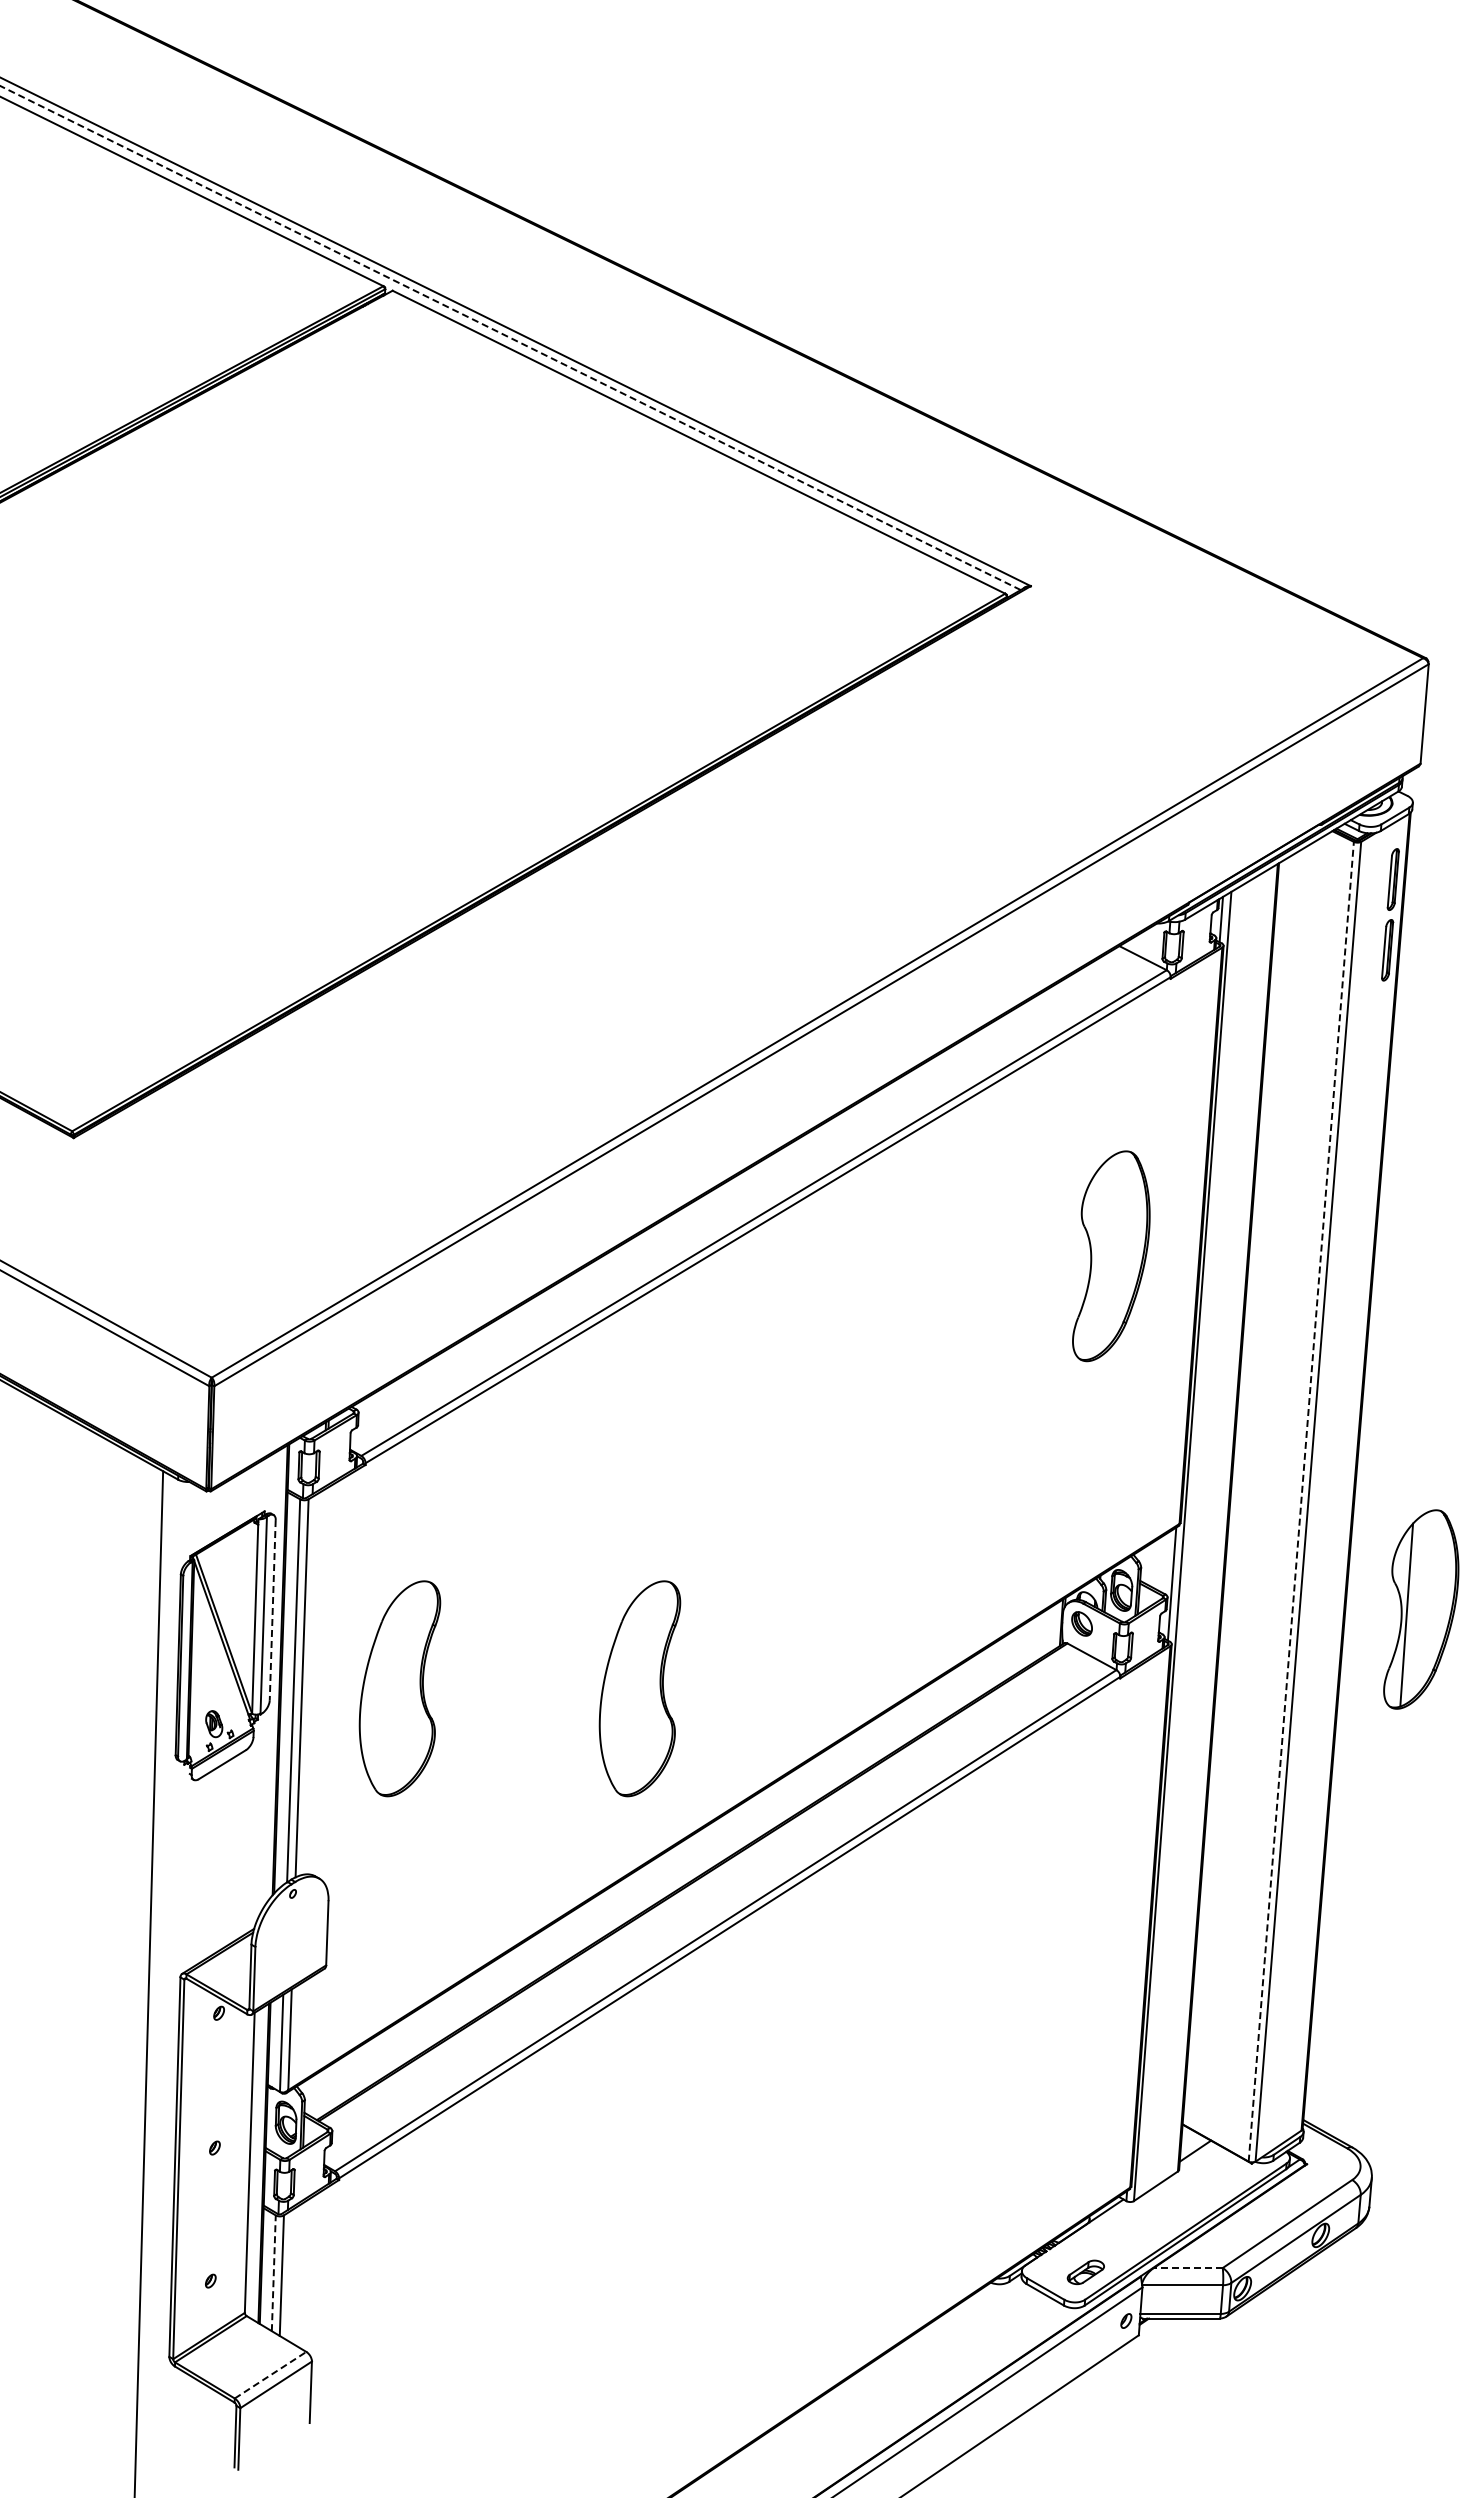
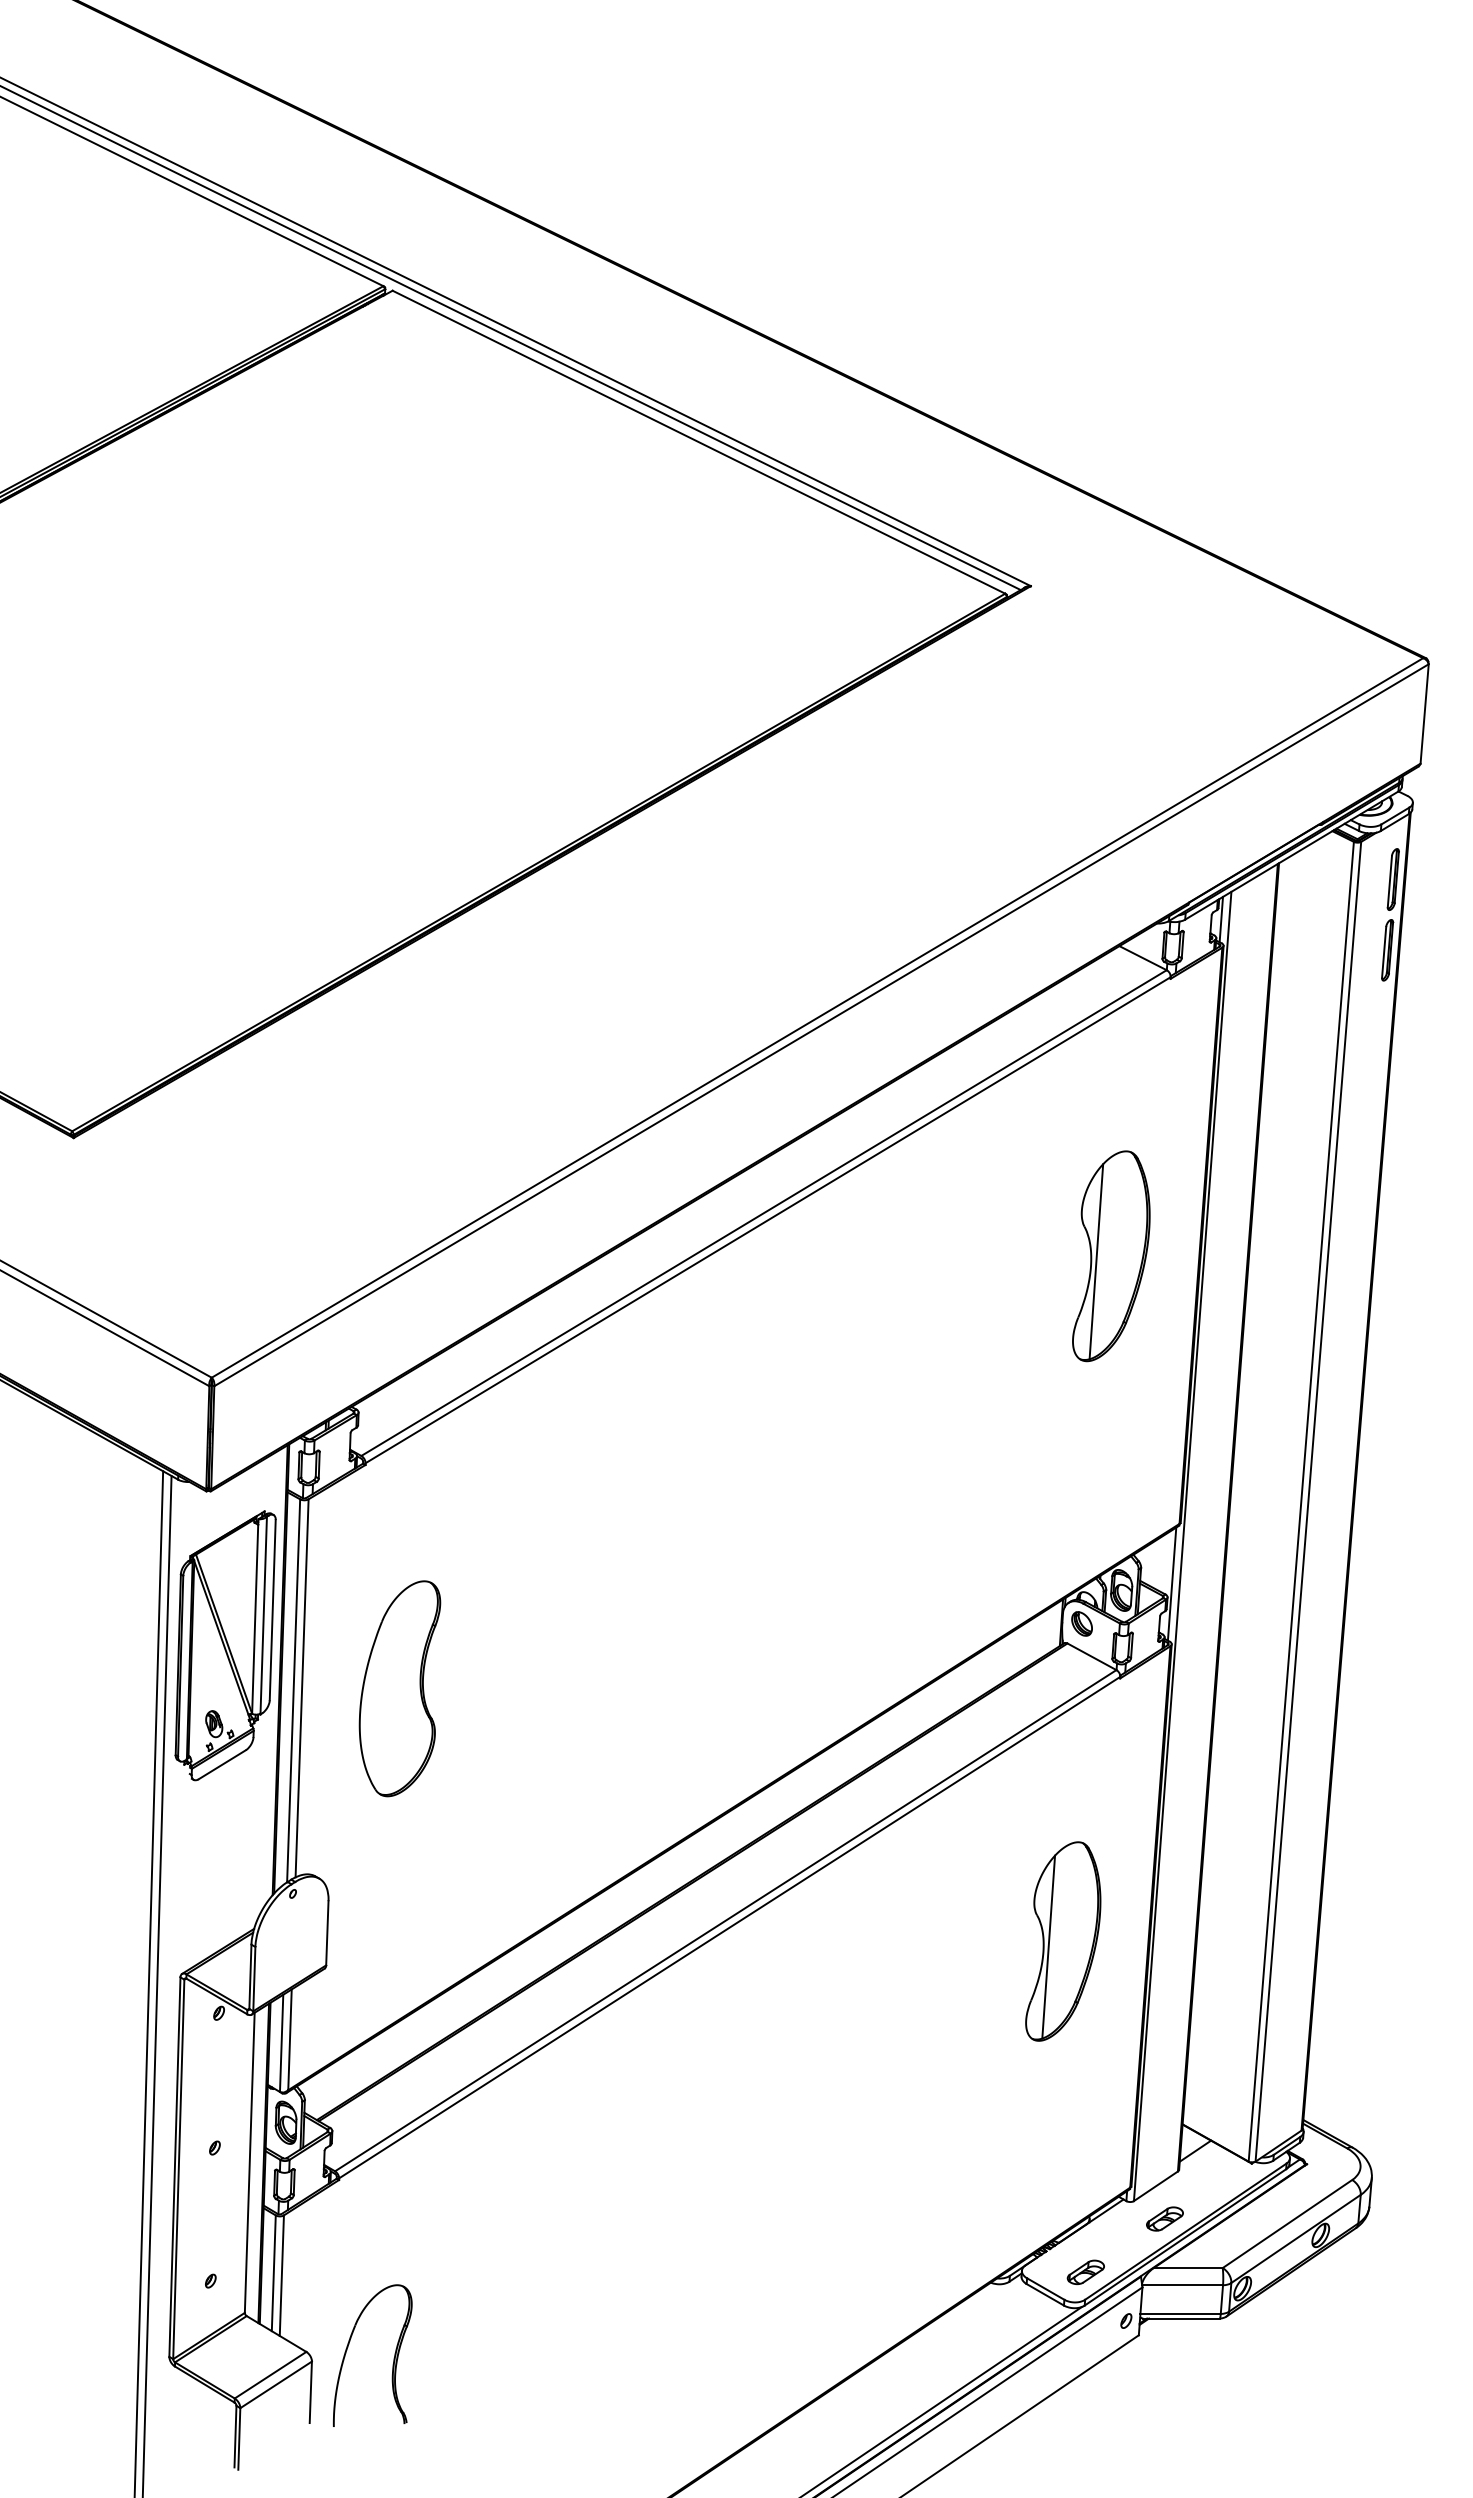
line: dashed -> solid (510, 338)
line: none -> present (1096, 1261)
line: dashed -> solid (1301, 1501)
part position: (1421, 1609) -> (1063, 1941) (1063, 1941)
line: dashed -> solid (272, 1610)
part: present -> none (639, 1688)
line: none -> present (156, 1984)
part: none -> present (1164, 2218)
line: dashed -> solid (1187, 2268)
line: dashed -> solid (273, 2273)
part: none -> present (393, 2358)
line: dashed -> solid (270, 2375)
line: none -> present (942, 2400)
